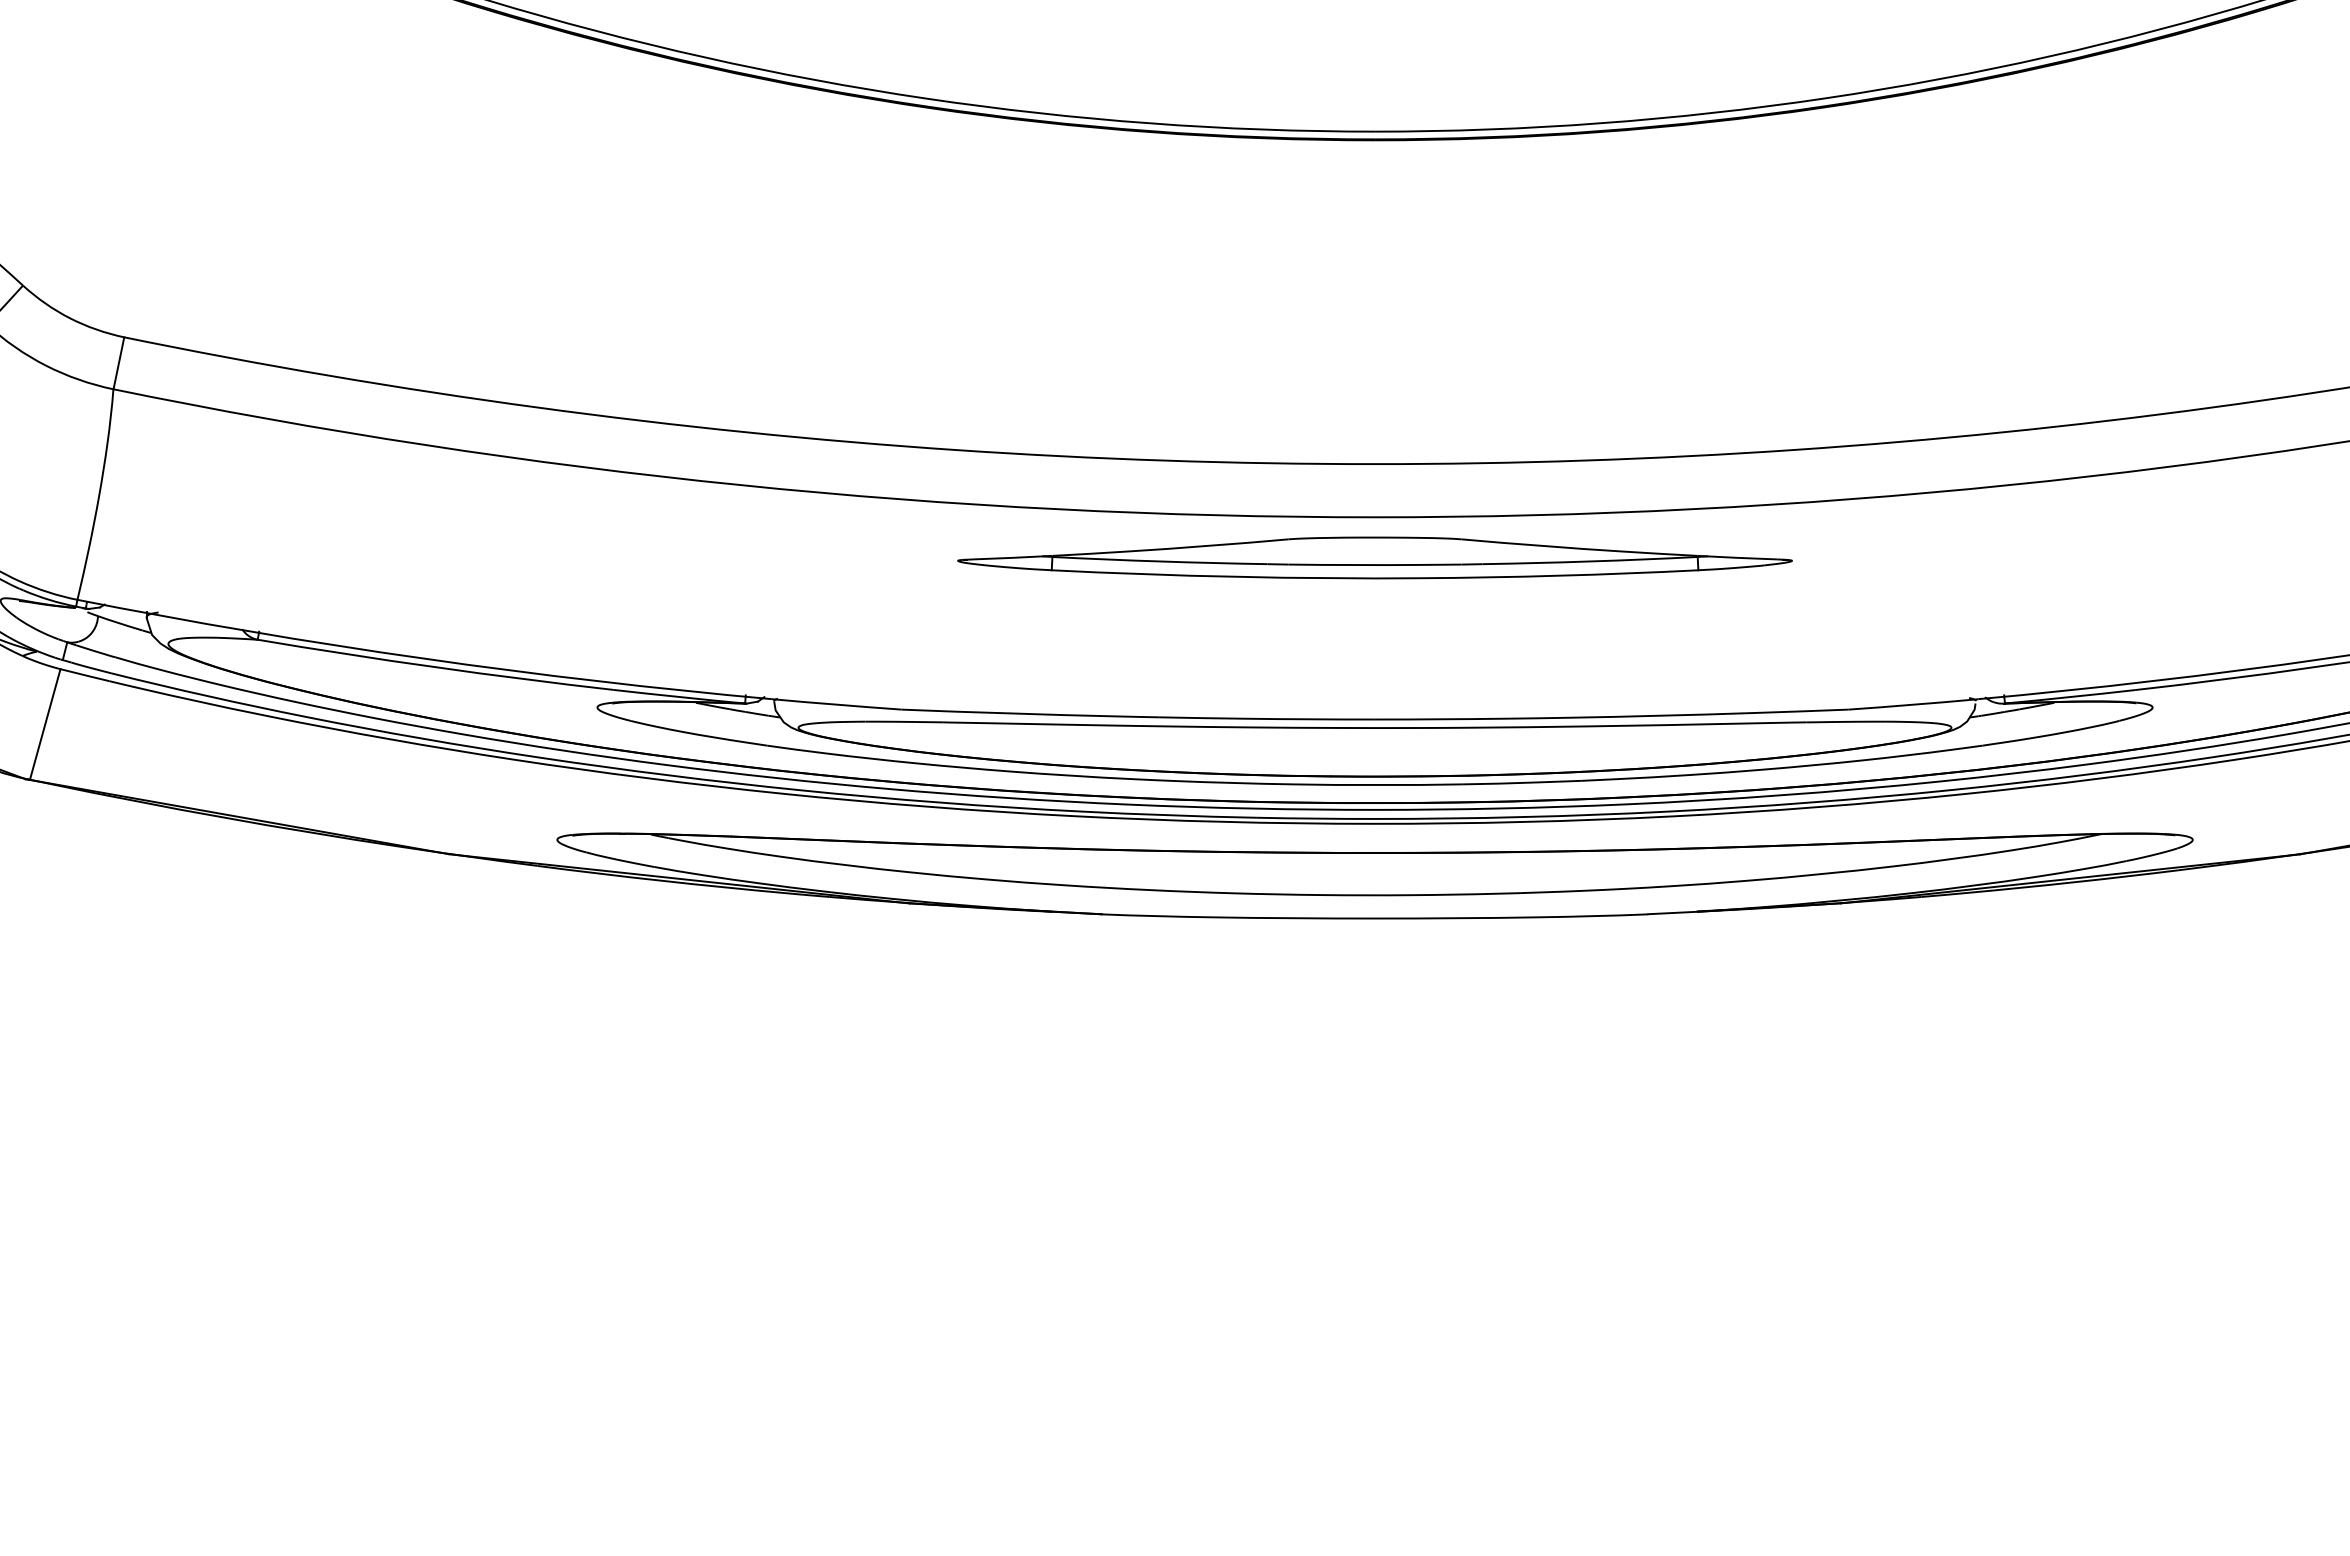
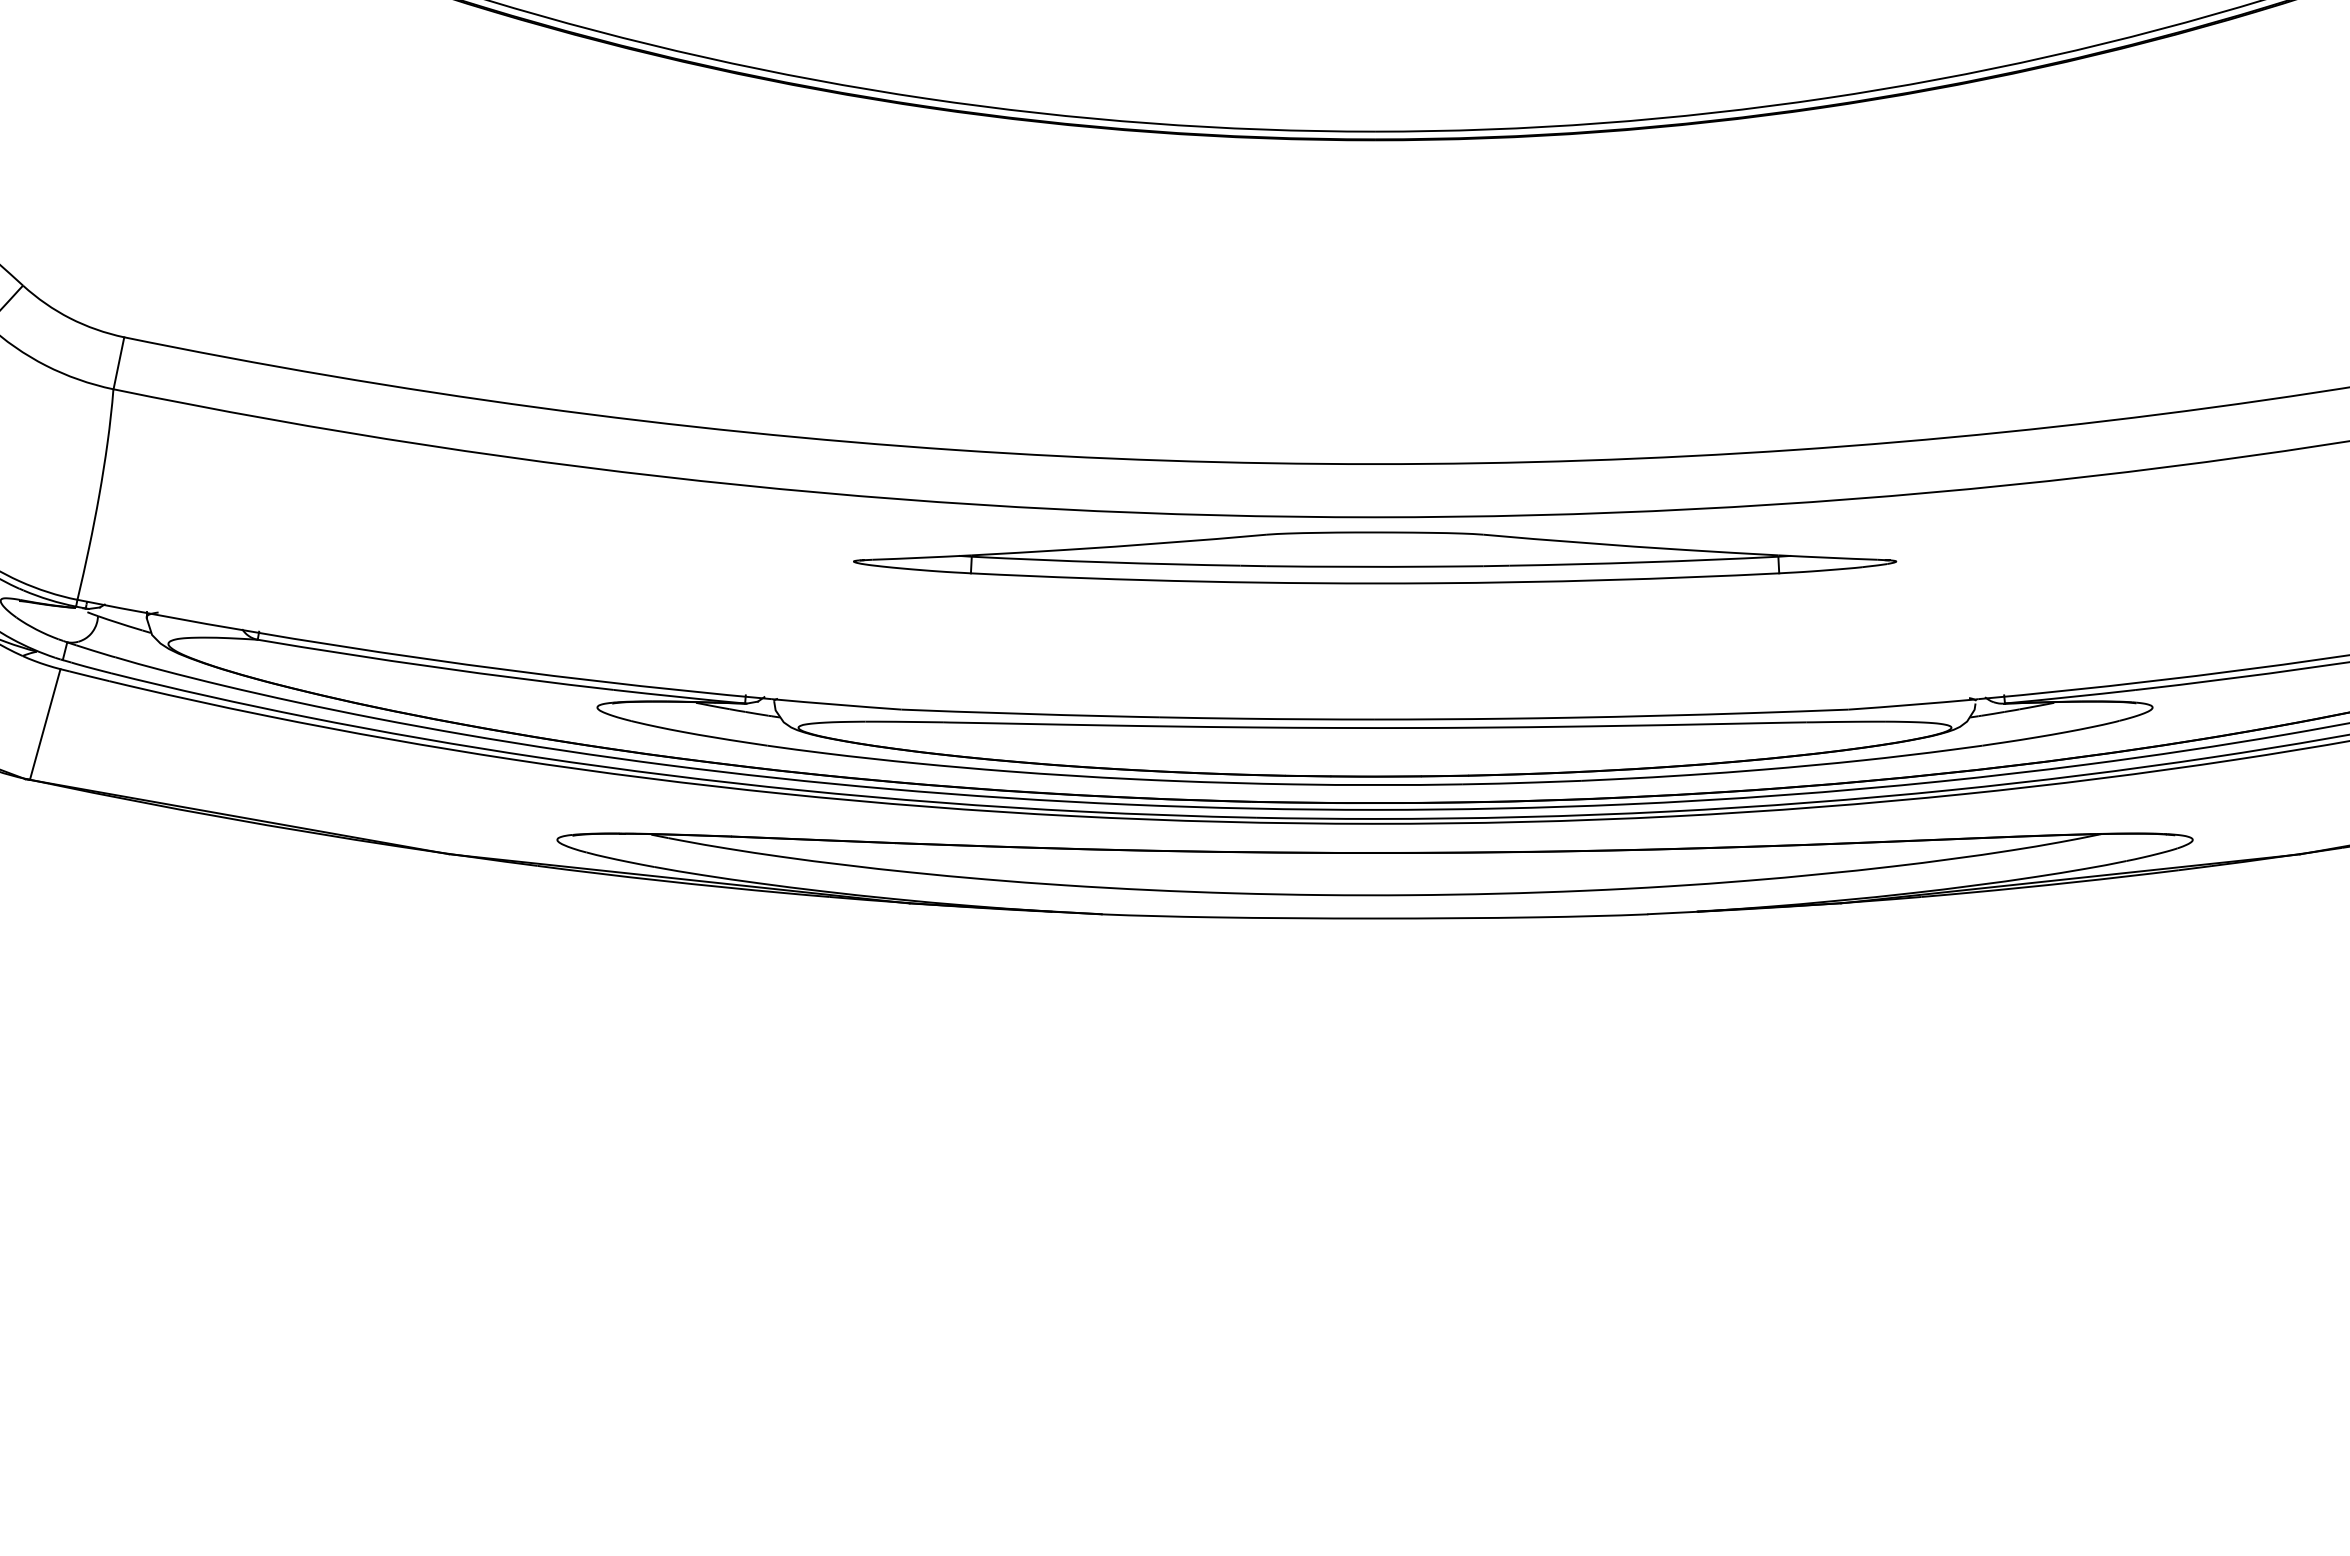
part size: 836x44 px -> 1045x54 px (1375, 557)
